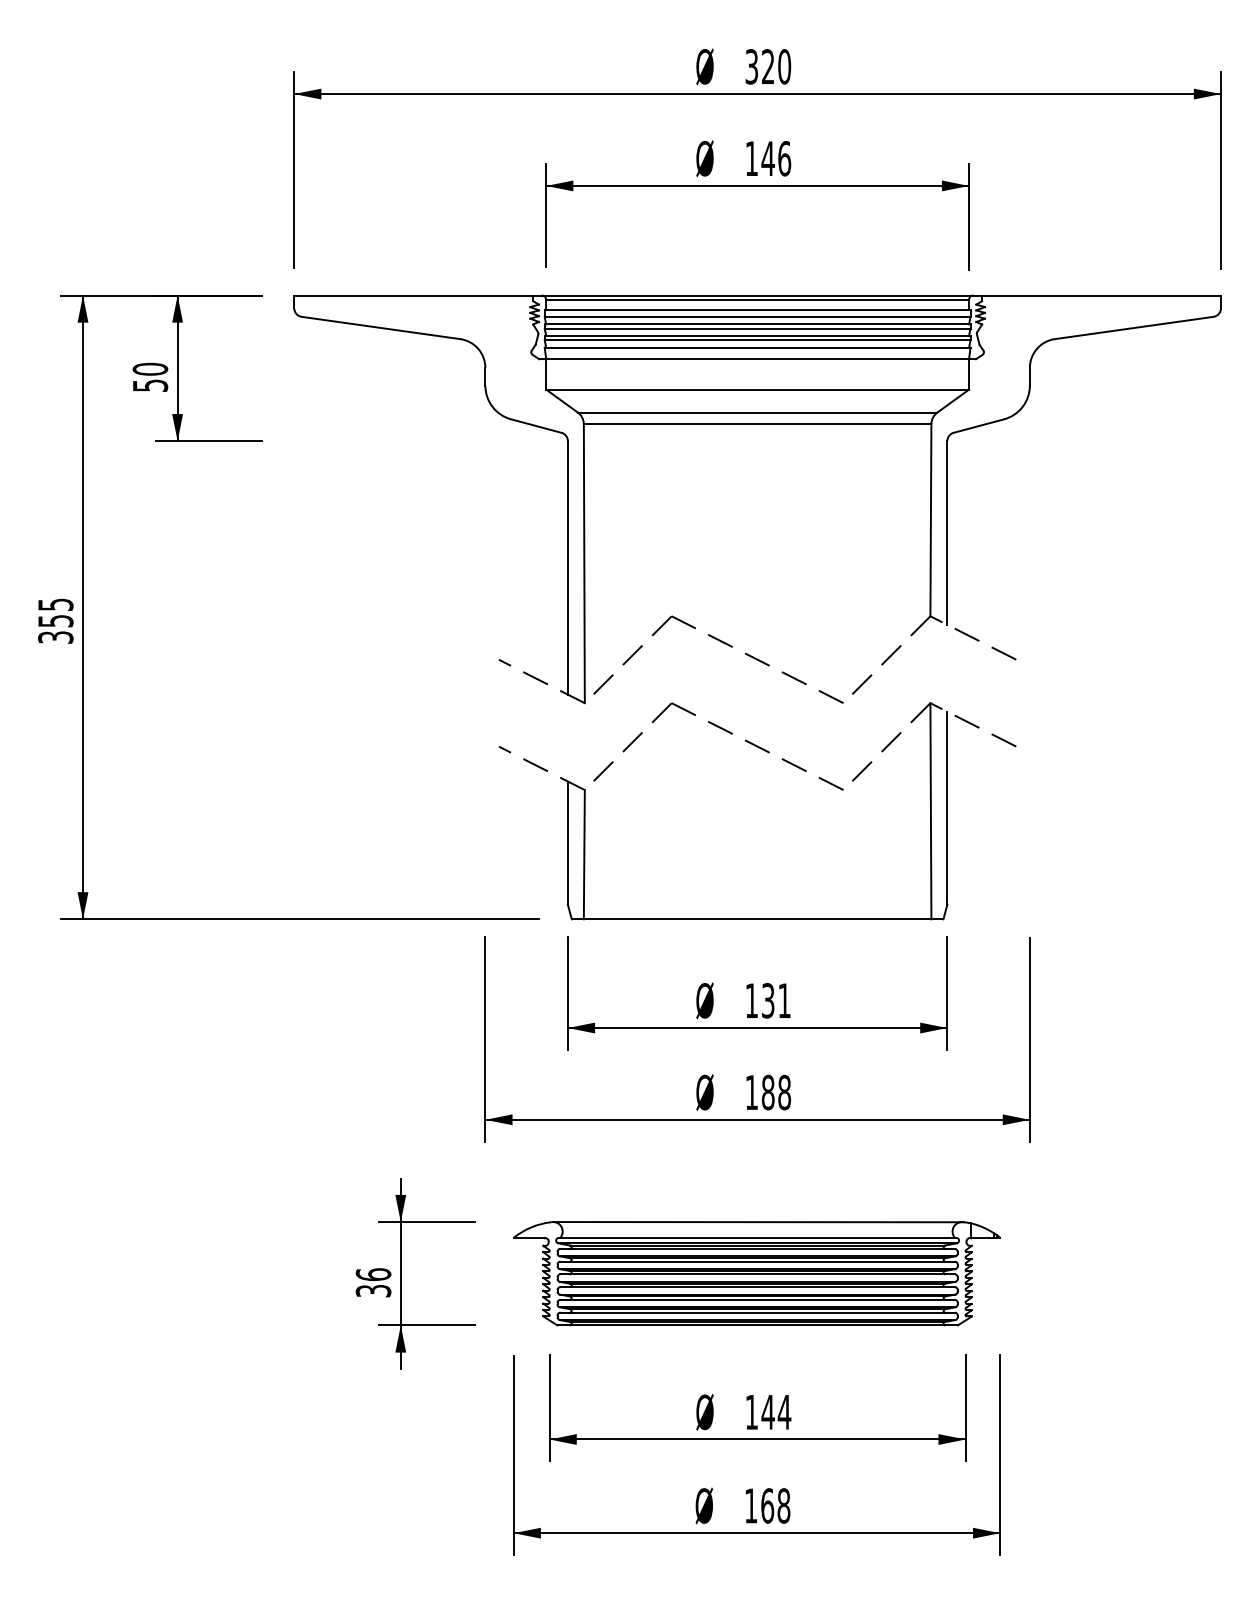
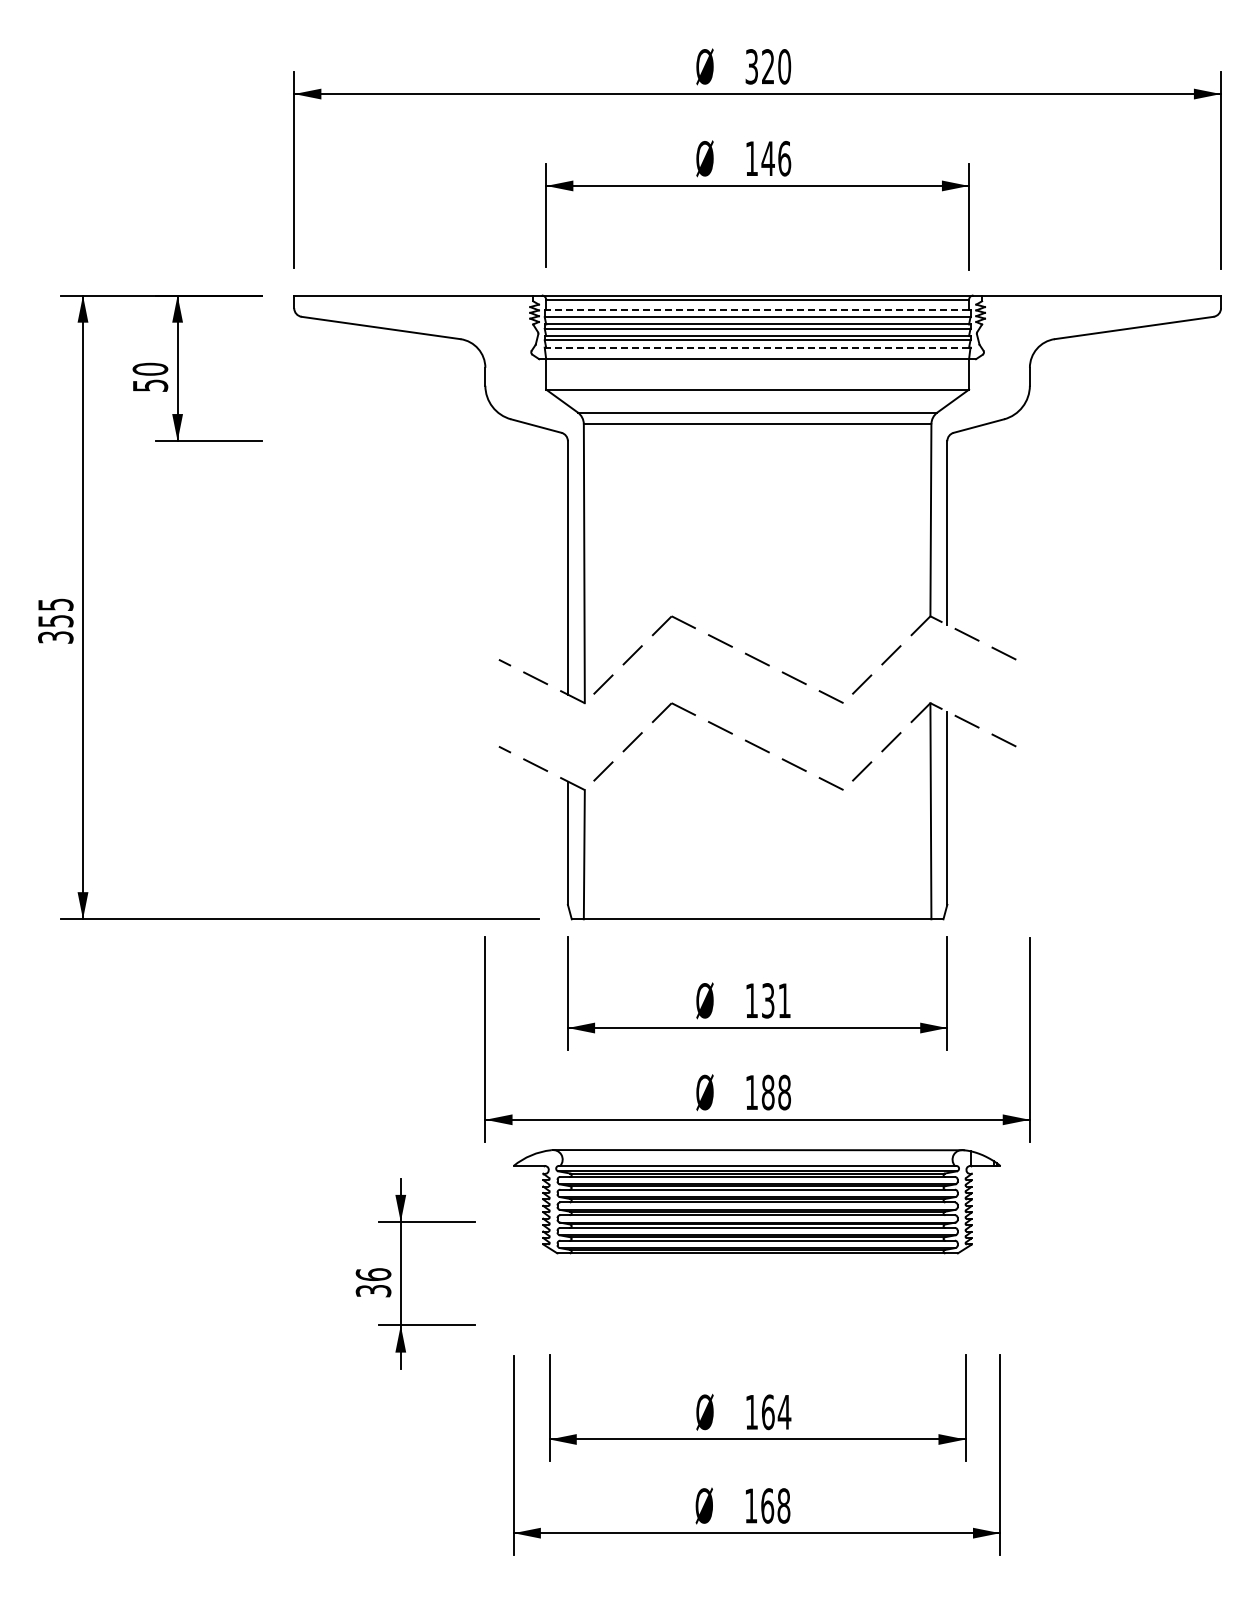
line: solid -> dashed (757, 309)
line: solid -> dashed (757, 347)
part position: (756, 1273) -> (756, 1201) (756, 1201)
text: 144 -> 164 (767, 1412)
